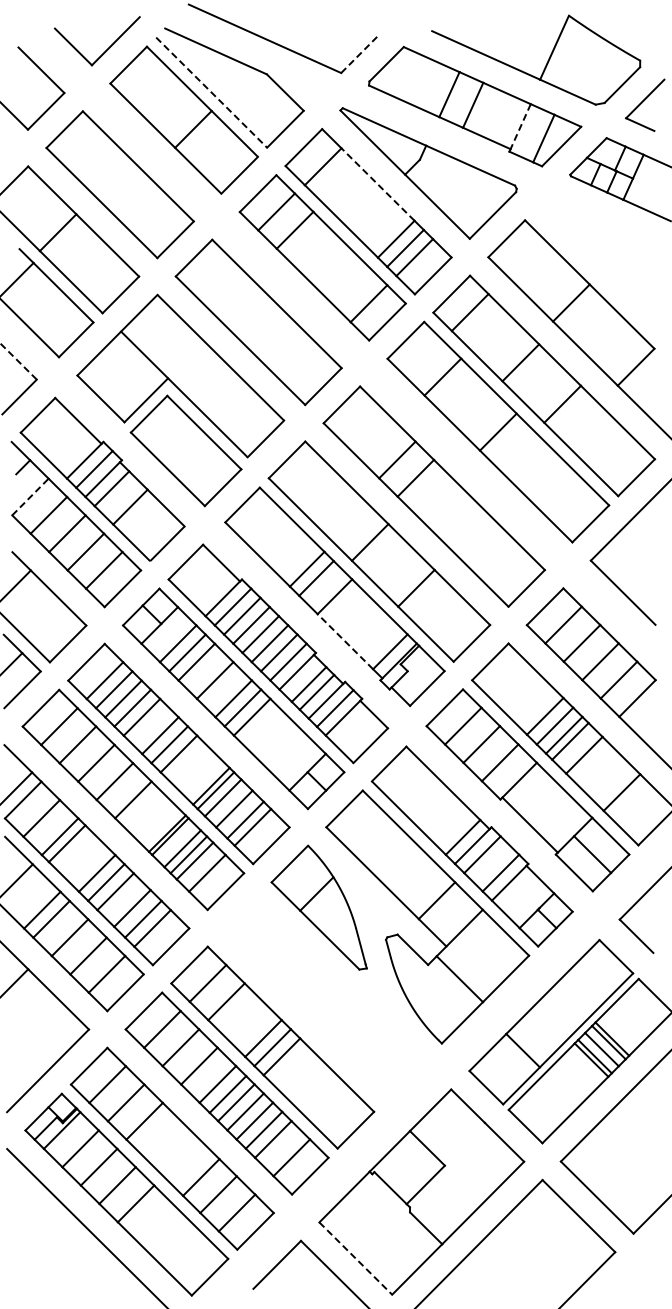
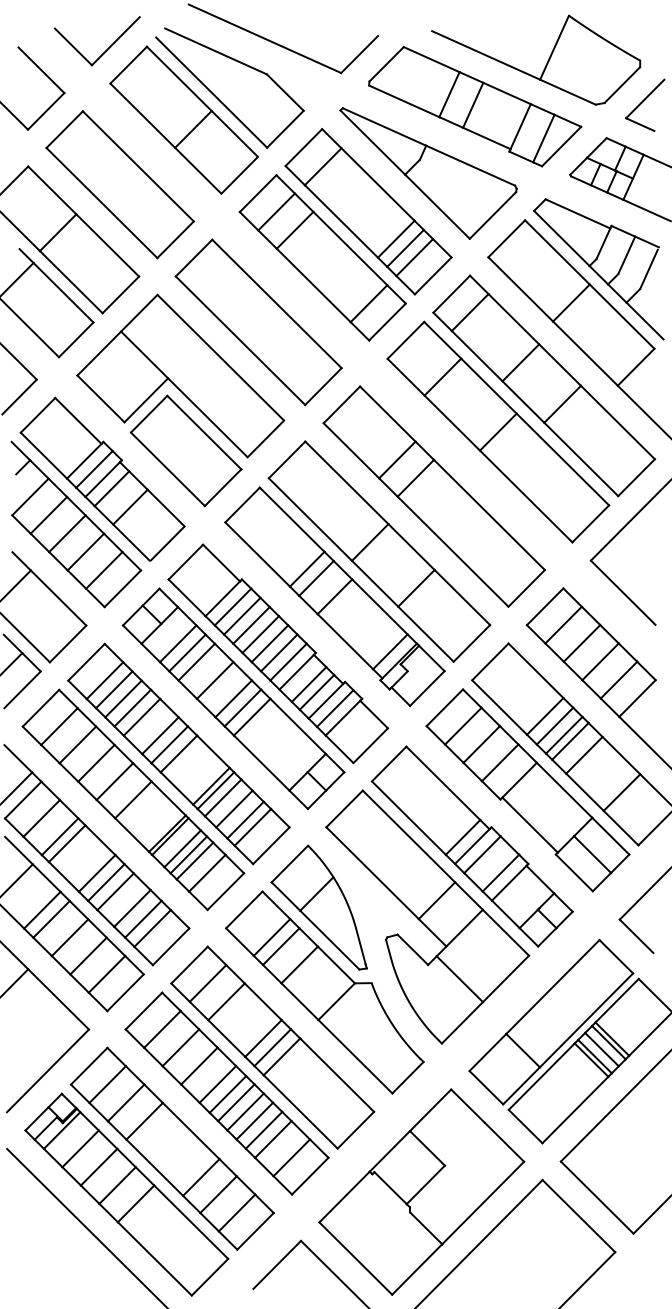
line: dashed -> solid (359, 54)
line: dashed -> solid (212, 92)
line: dashed -> solid (520, 126)
line: dashed -> solid (377, 184)
part: none -> present (598, 269)
line: dashed -> solid (18, 361)
line: dashed -> solid (30, 497)
line: dashed -> solid (345, 641)
part: none -> present (324, 992)
line: dashed -> solid (356, 1258)
